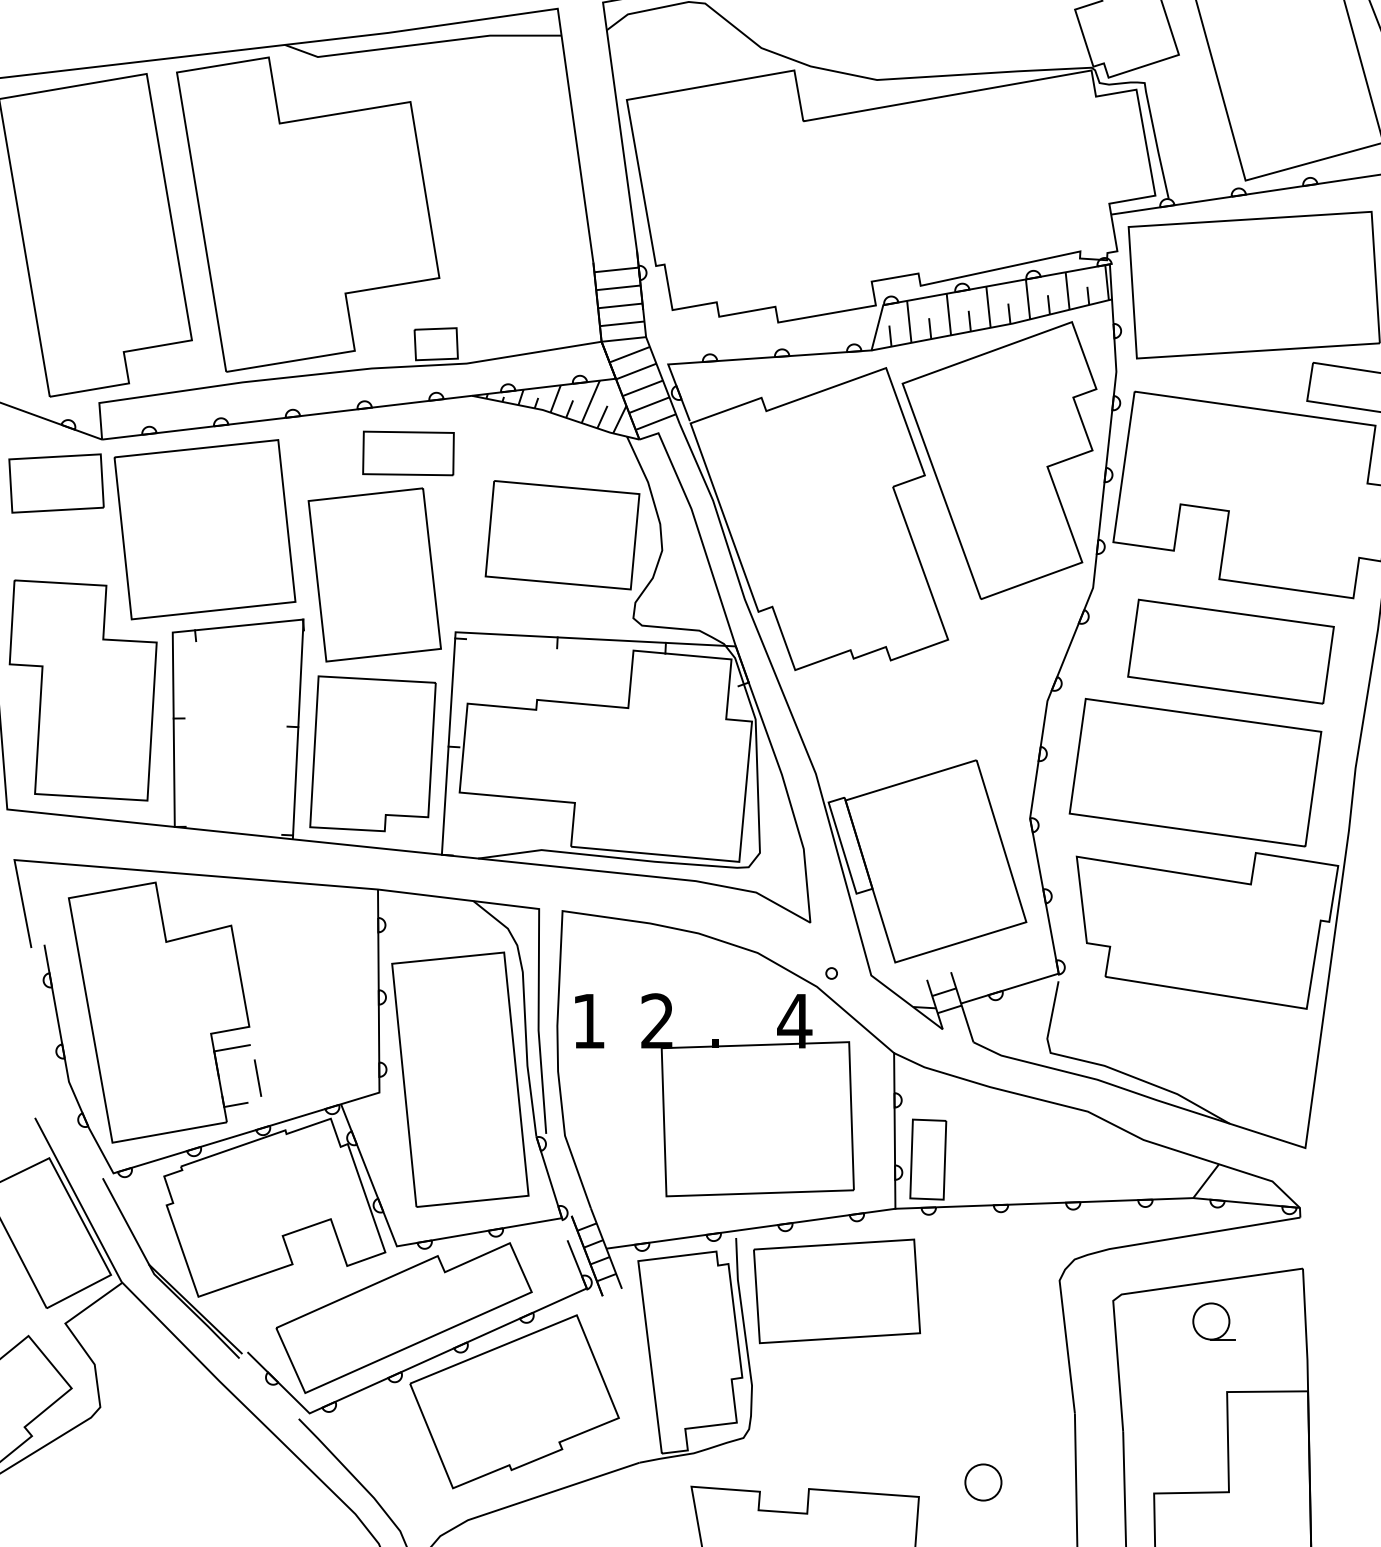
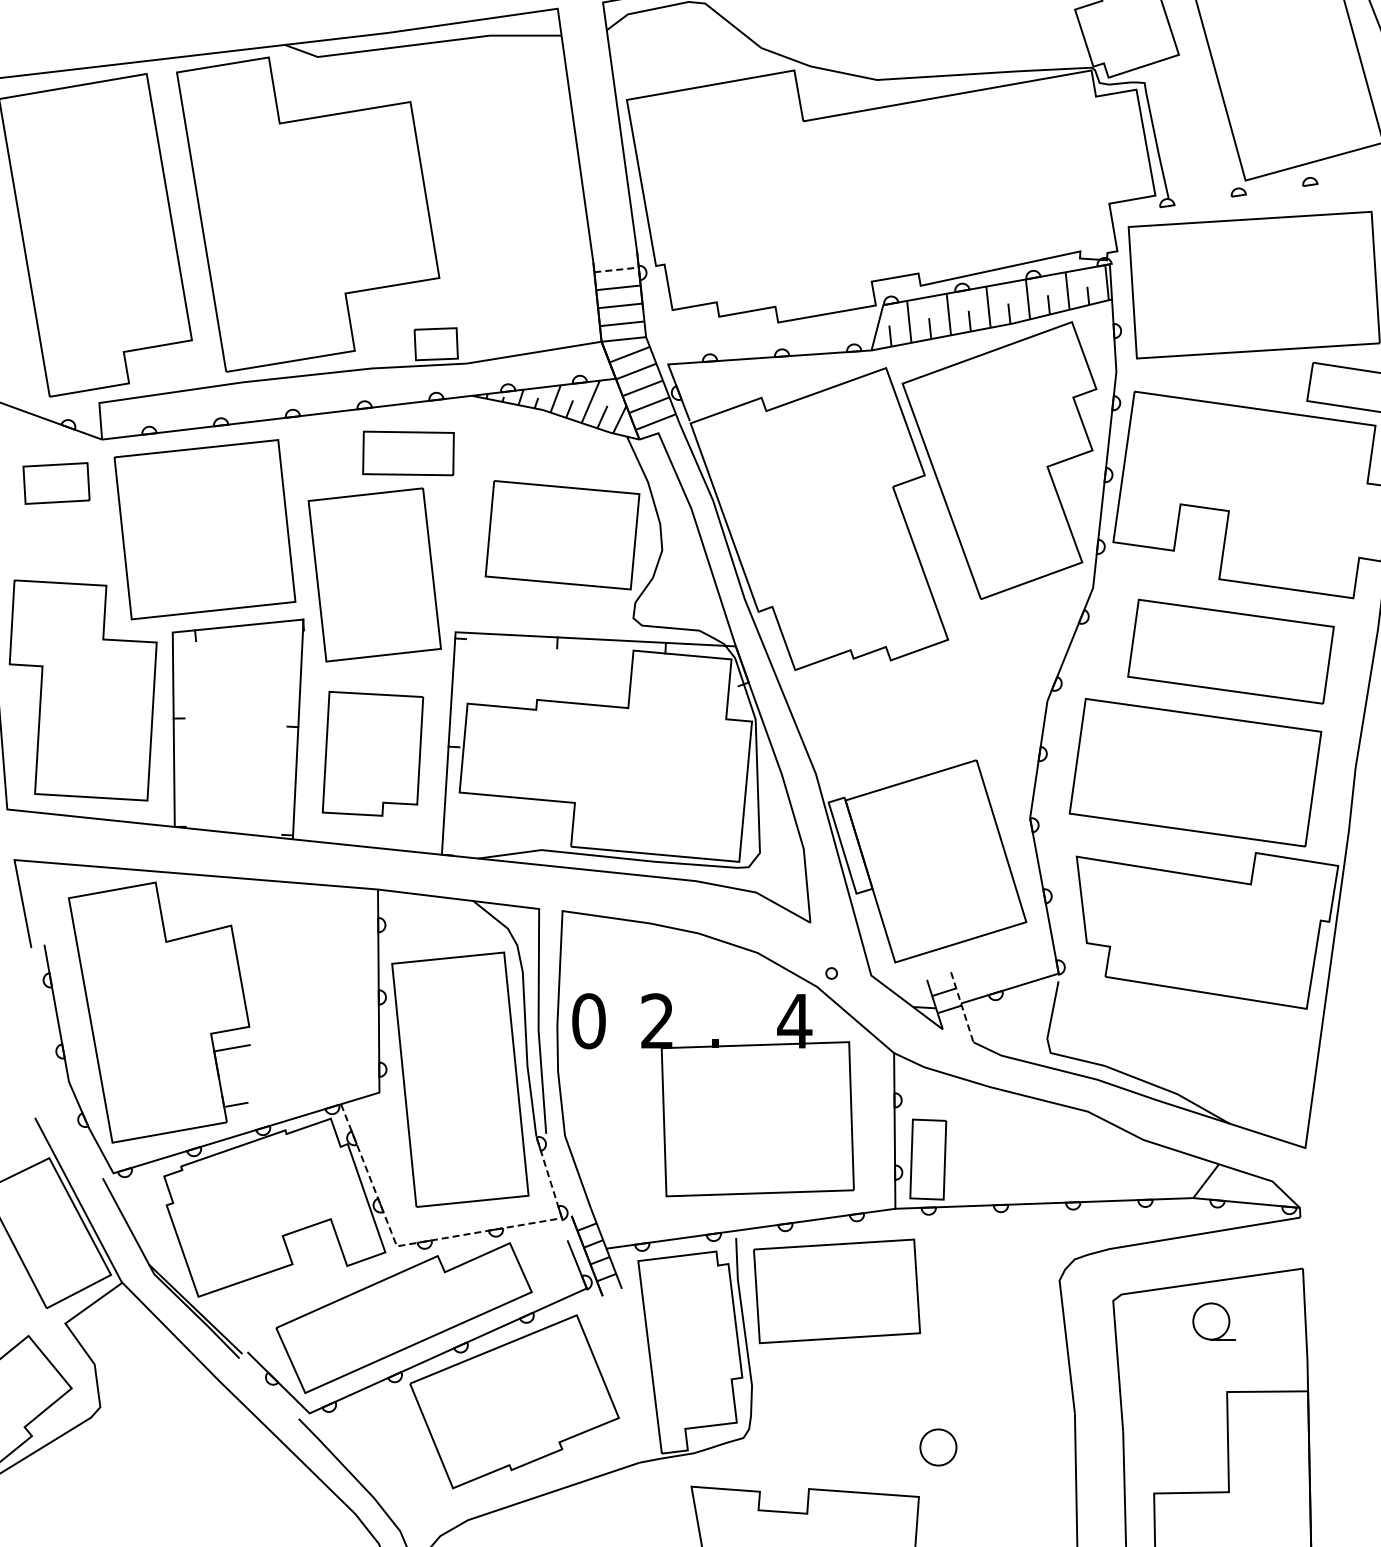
line: present -> none (1244, 194)
line: solid -> dashed (617, 269)
part size: 97x61 px -> 69x43 px (56, 483)
part size: 128x158 px -> 104x126 px (372, 753)
line: solid -> dashed (962, 1007)
text: 1 -> 0 (588, 1021)
line: present -> none (257, 1077)
line: solid -> dashed (447, 1237)
circle position: (983, 1482) -> (938, 1447) (938, 1447)
